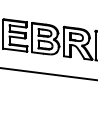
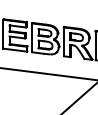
line: none -> present (79, 98)
